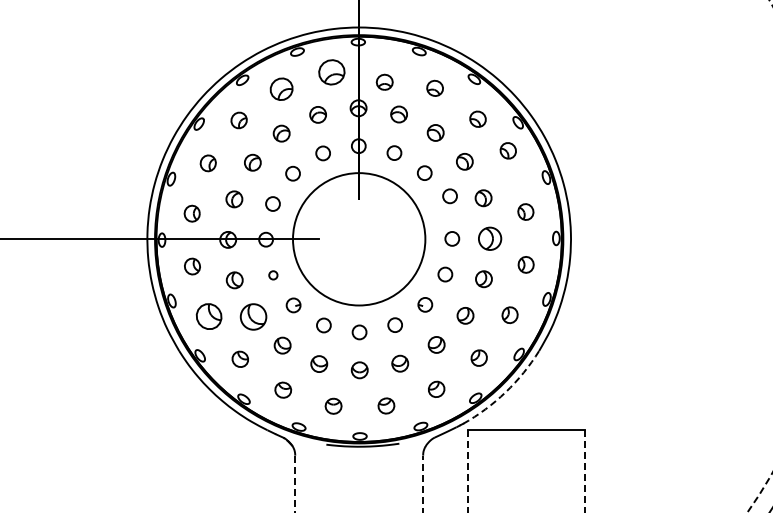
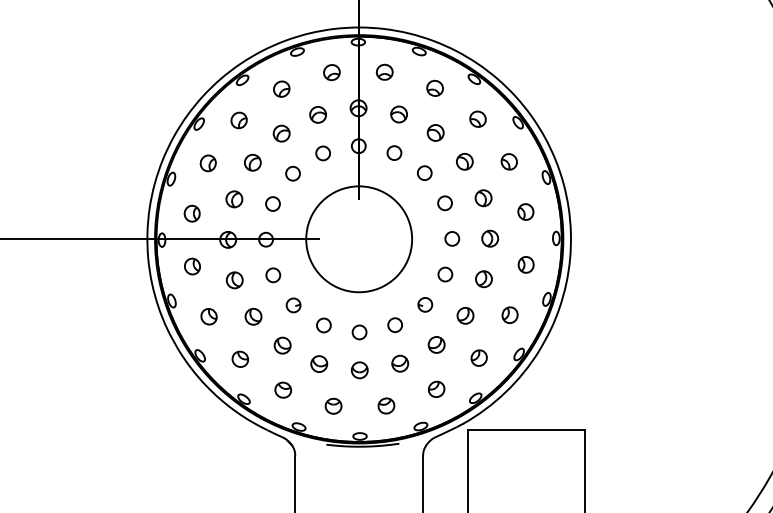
part size: 28x27 px -> 18x18 px (331, 72)
part position: (384, 81) -> (384, 71) (384, 71)
part size: 25x24 px -> 18x18 px (281, 88)
part position: (507, 150) -> (508, 161) (508, 161)
circle position: (449, 196) -> (444, 203) (444, 203)
part size: 25x25 px -> 19x19 px (490, 238)
circle diameter: 132 px -> 106 px (359, 239)
circle size: 11x11 px -> 17x17 px (273, 275)
part size: 28x27 px -> 18x18 px (208, 316)
part size: 29x28 px -> 19x19 px (253, 316)
arc: dashed -> solid (505, 392)
line: dashed -> solid (468, 471)
line: dashed -> solid (584, 471)
line: dashed -> solid (423, 483)
line: dashed -> solid (295, 484)
arc: dashed -> solid (762, 489)
